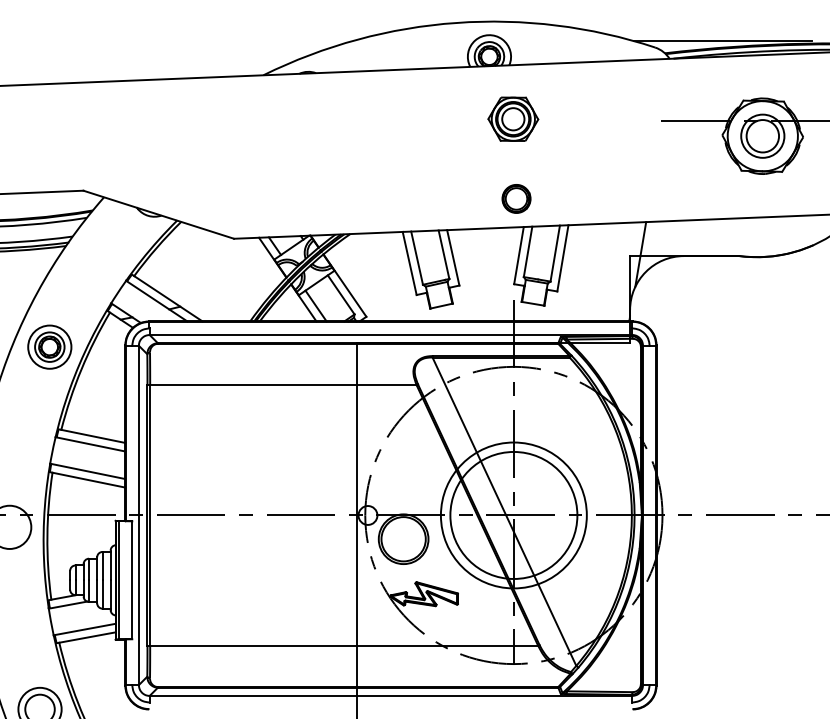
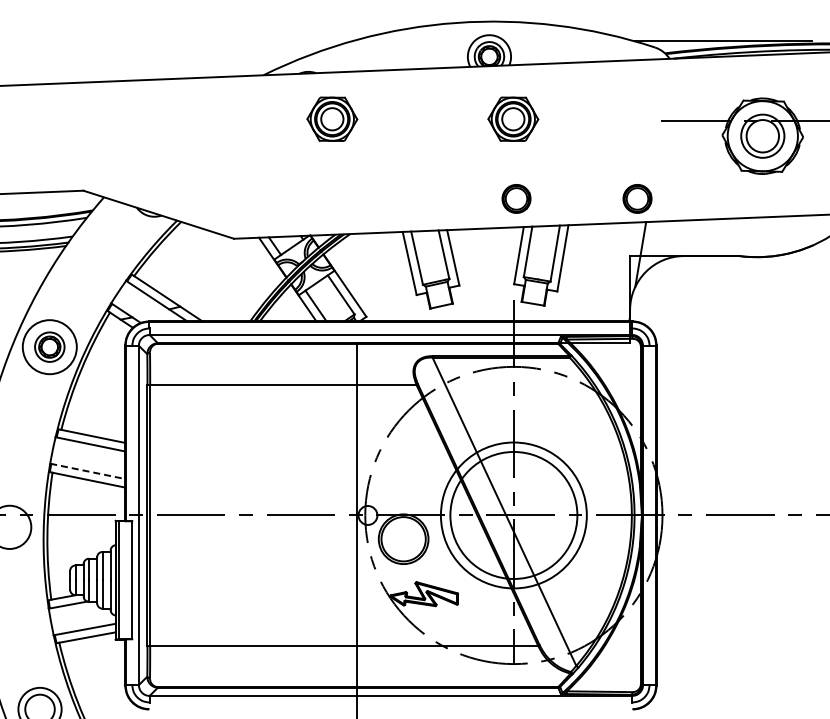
part: none -> present (332, 118)
part: none -> present (637, 198)
circle diameter: 43 px -> 54 px (49, 347)
line: solid -> dashed (88, 471)
